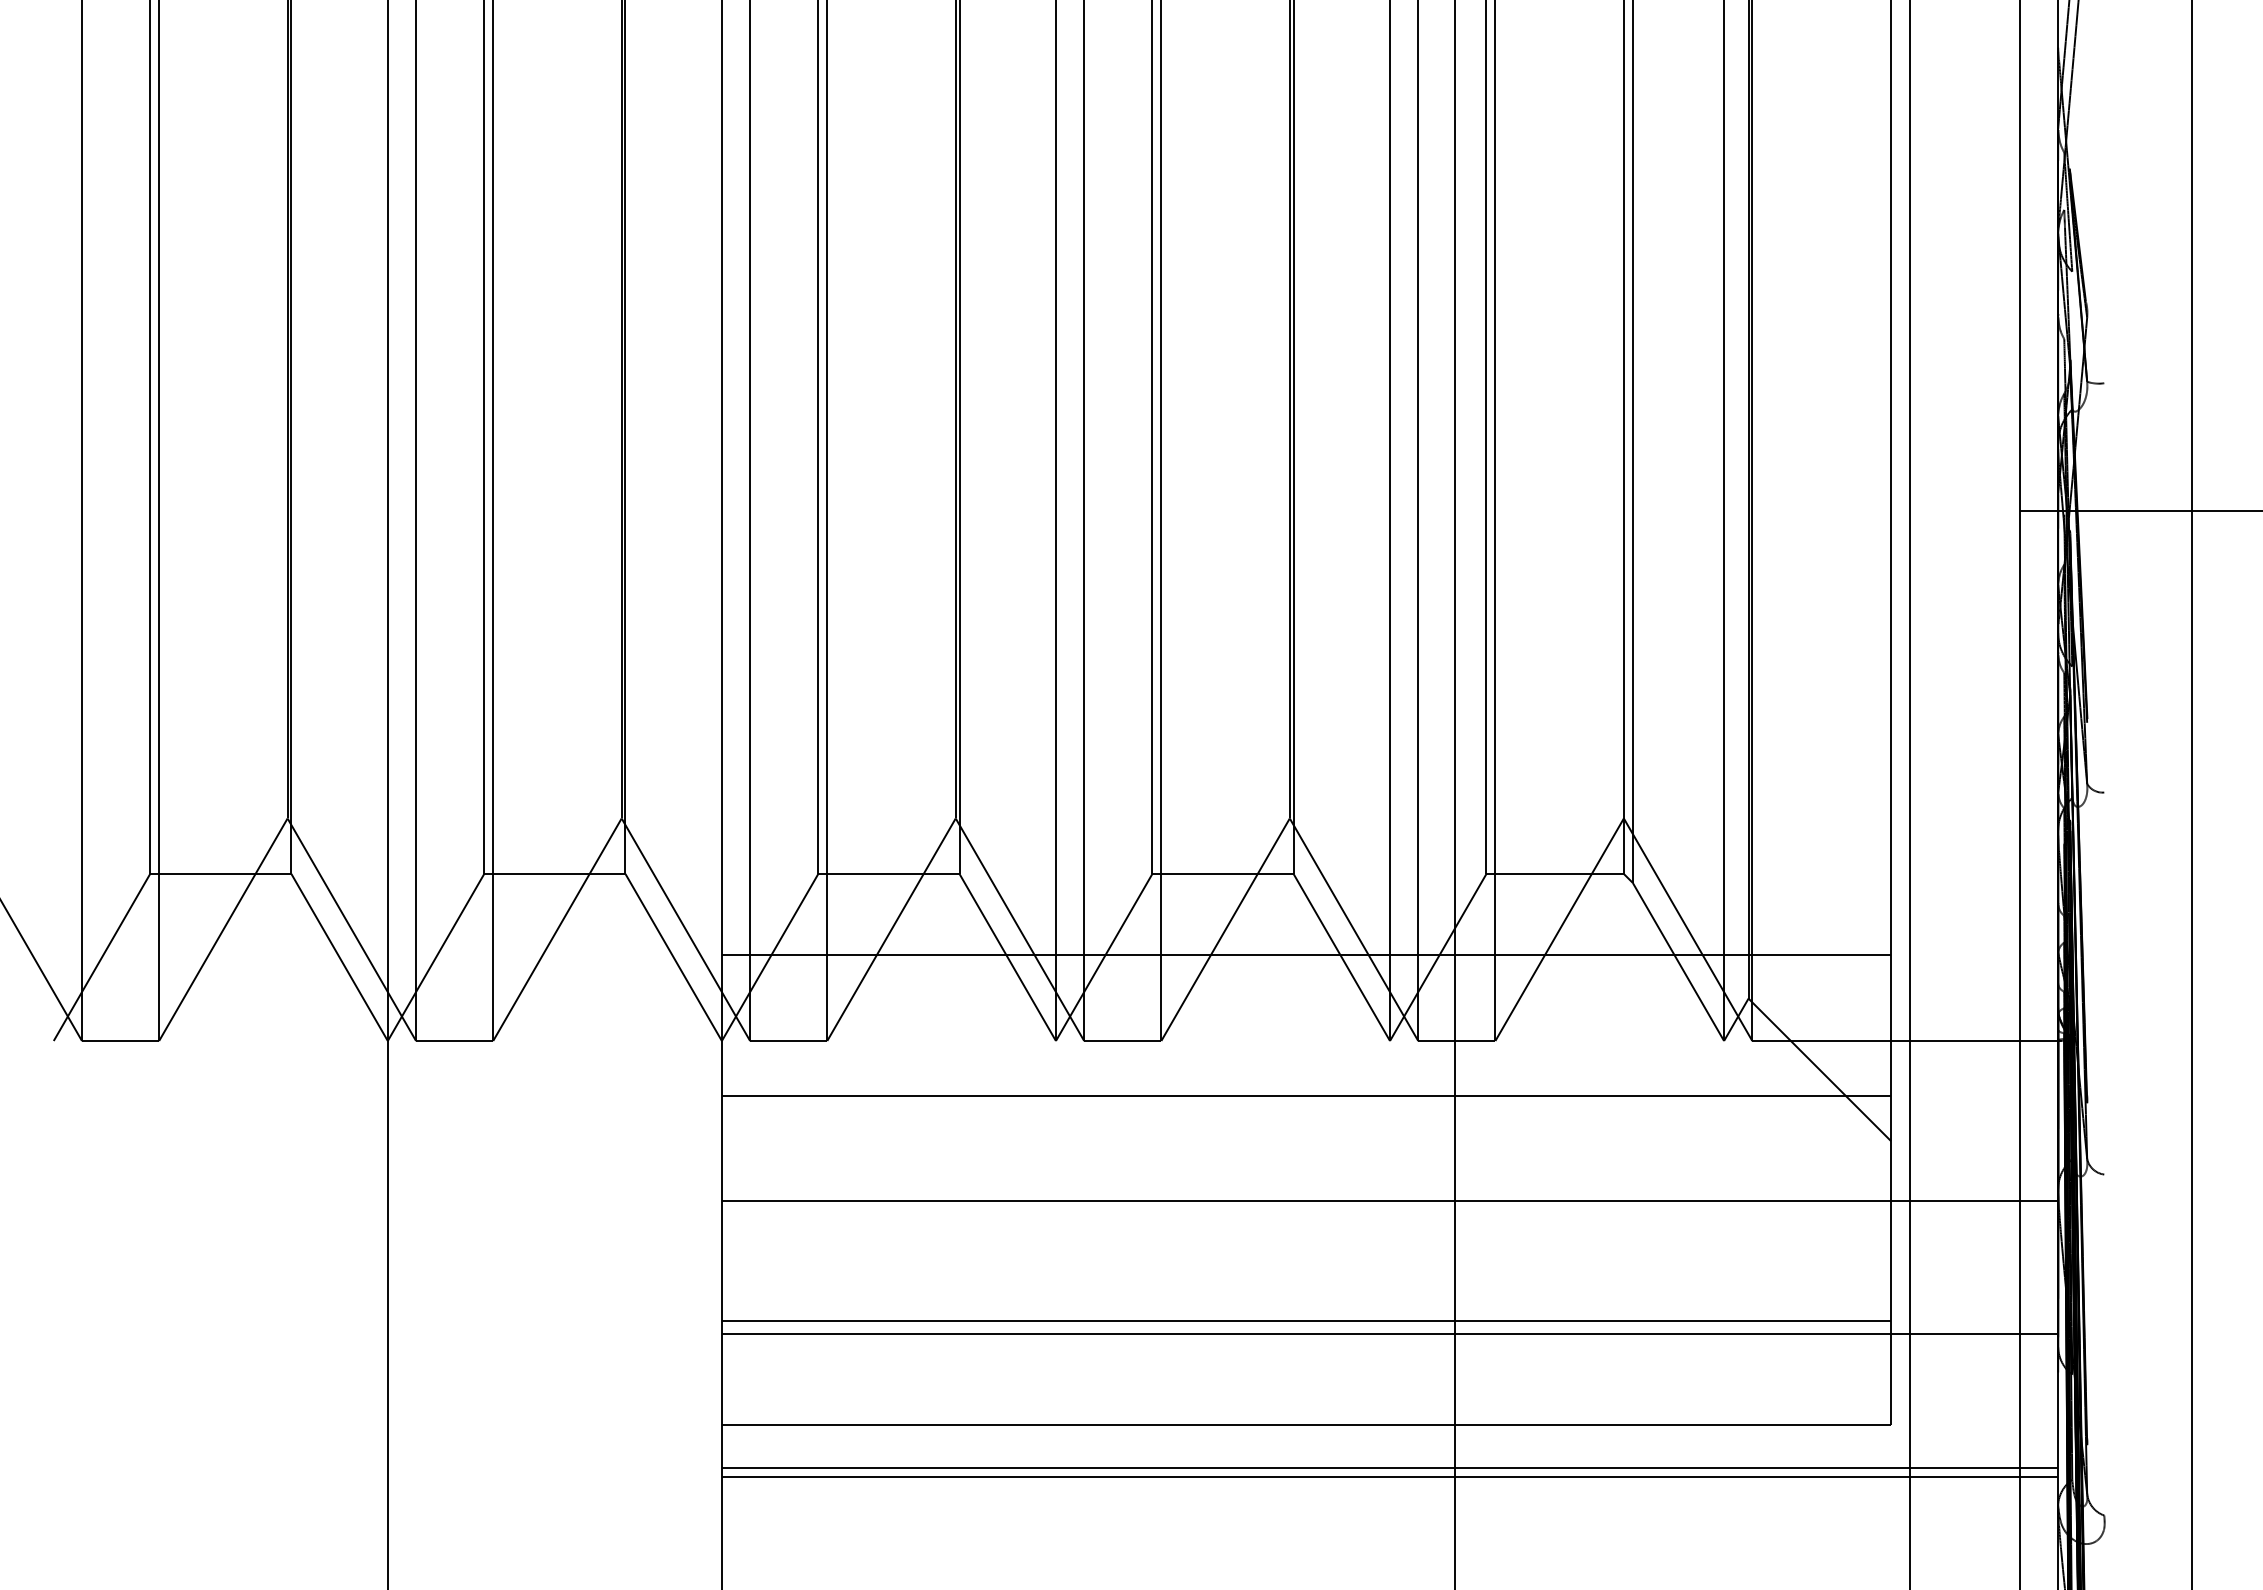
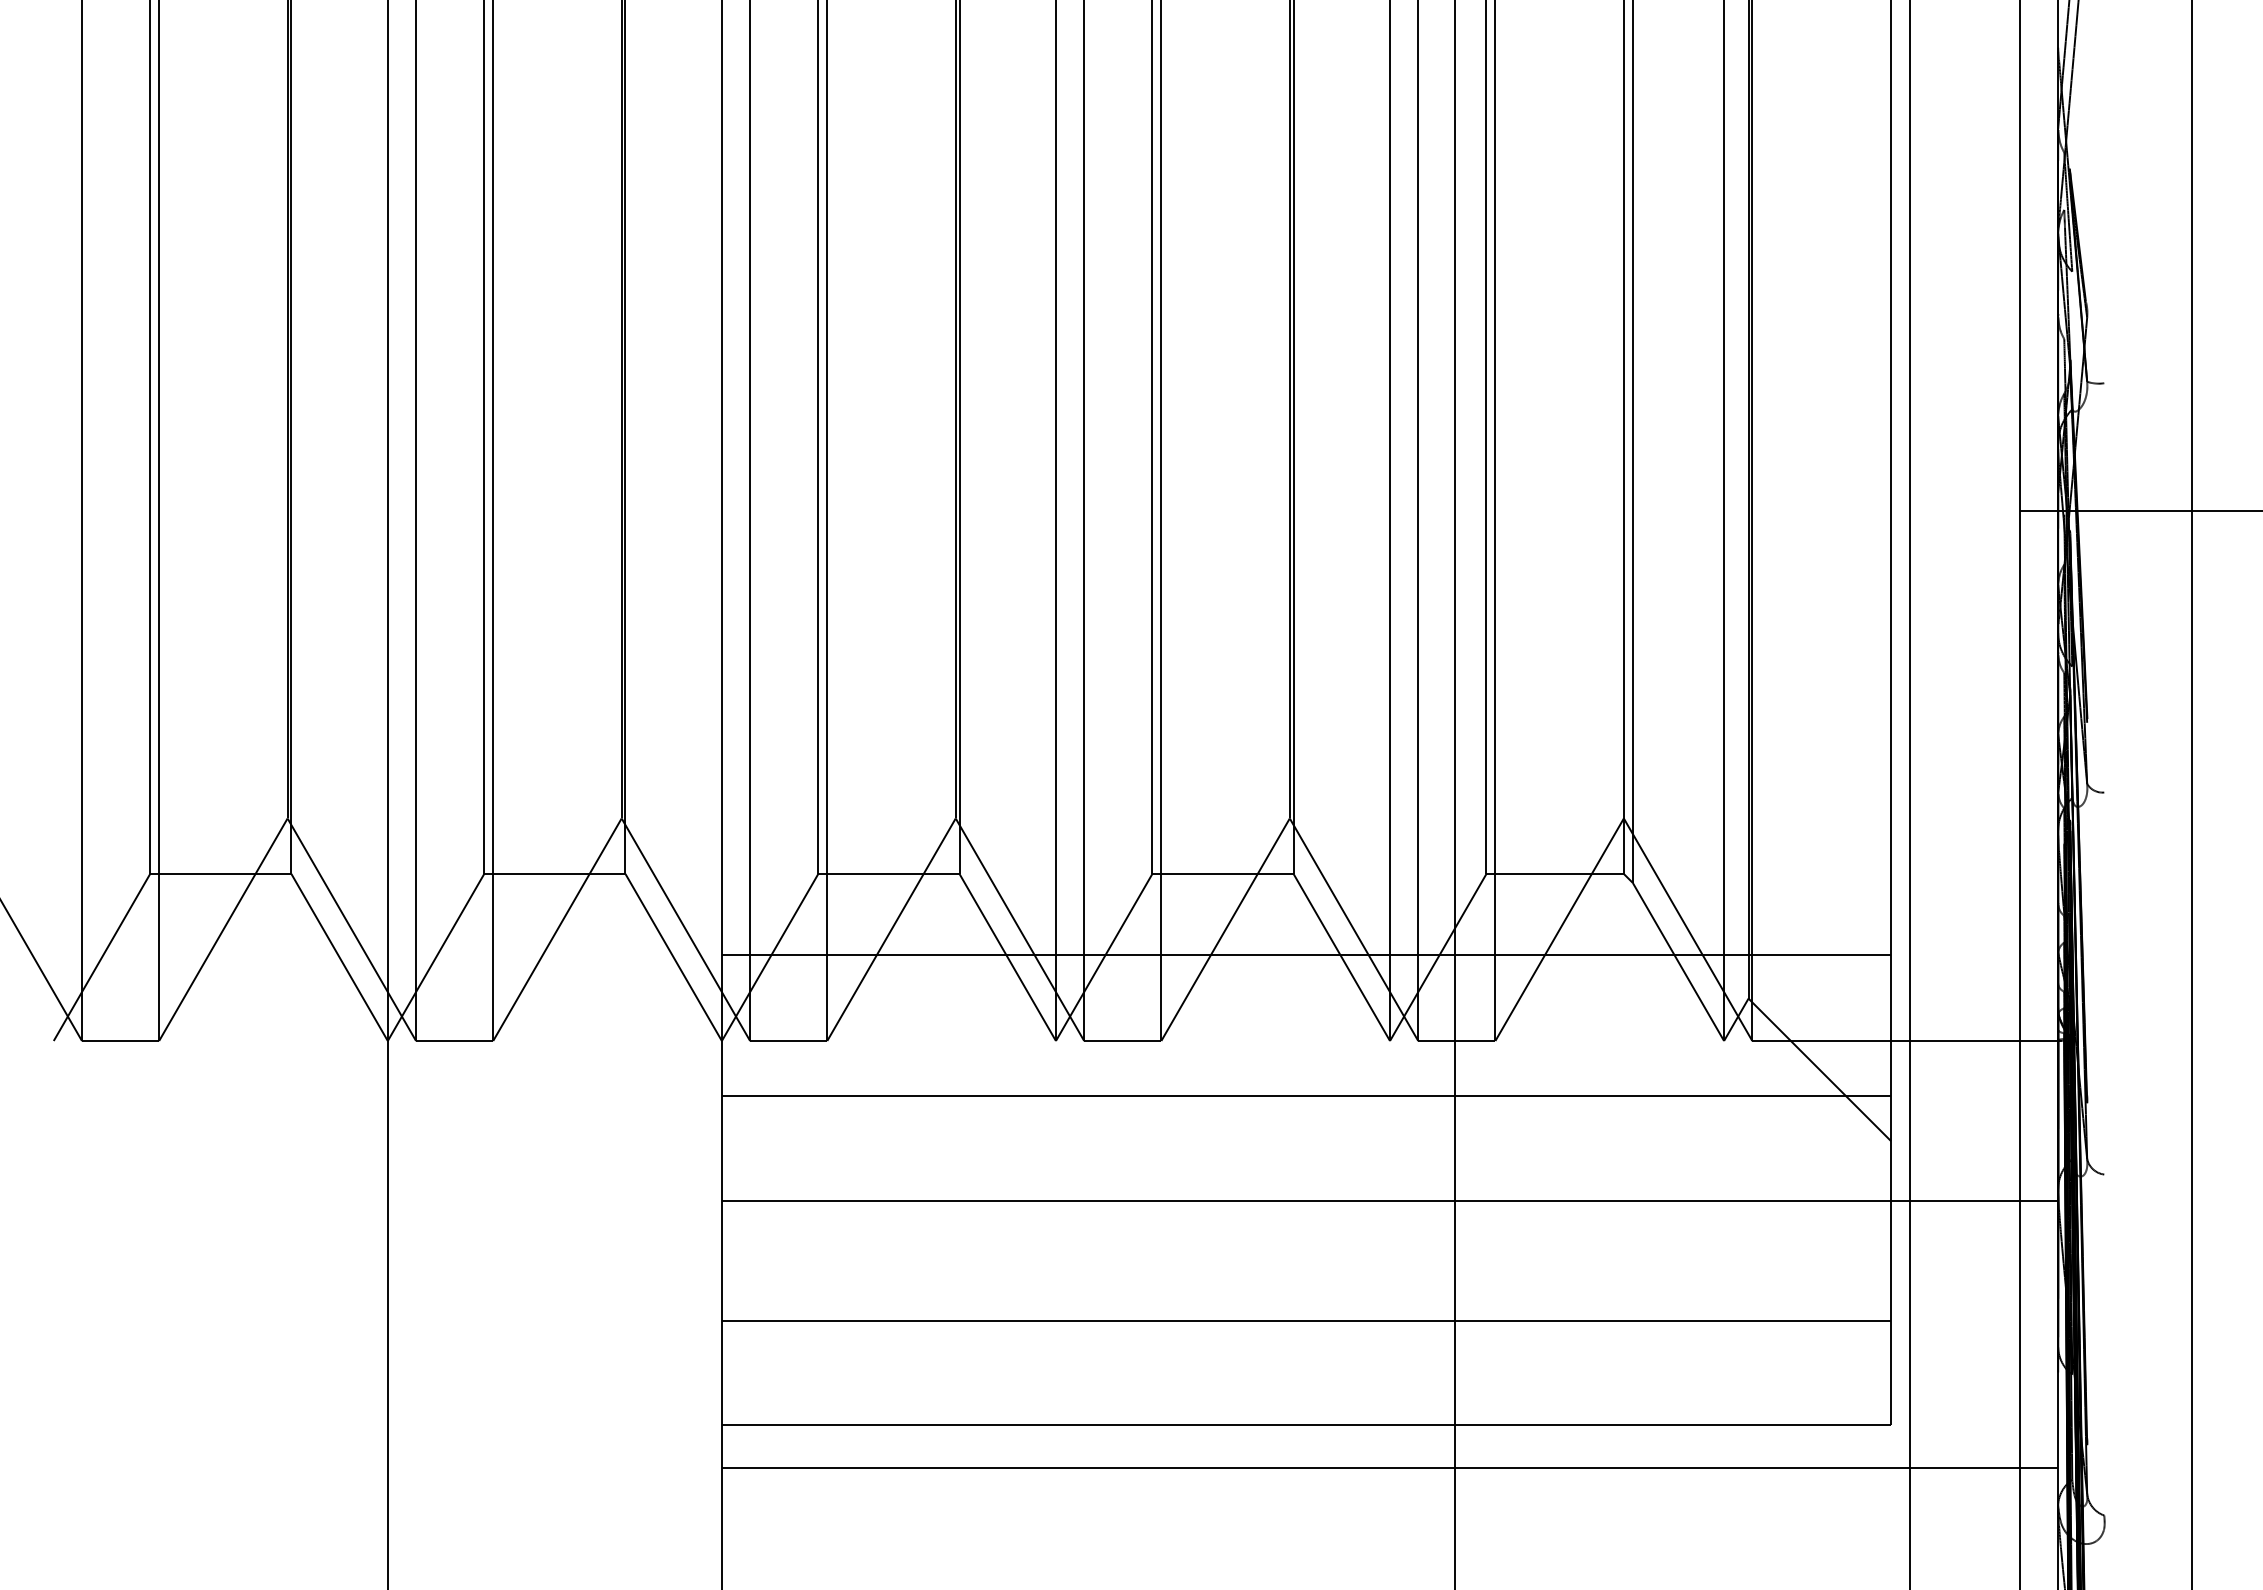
line: present -> none (1389, 1334)
line: present -> none (1389, 1477)
